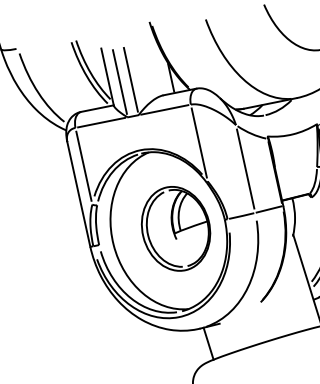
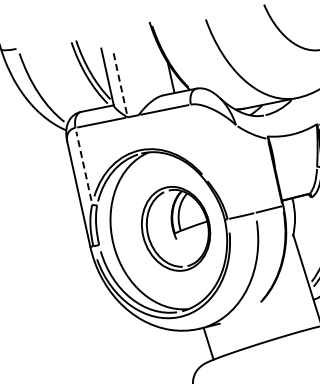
line: present -> none (130, 79)
line: solid -> dashed (119, 82)
line: present -> none (198, 142)
line: solid -> dashed (83, 165)
line: present -> none (245, 168)
